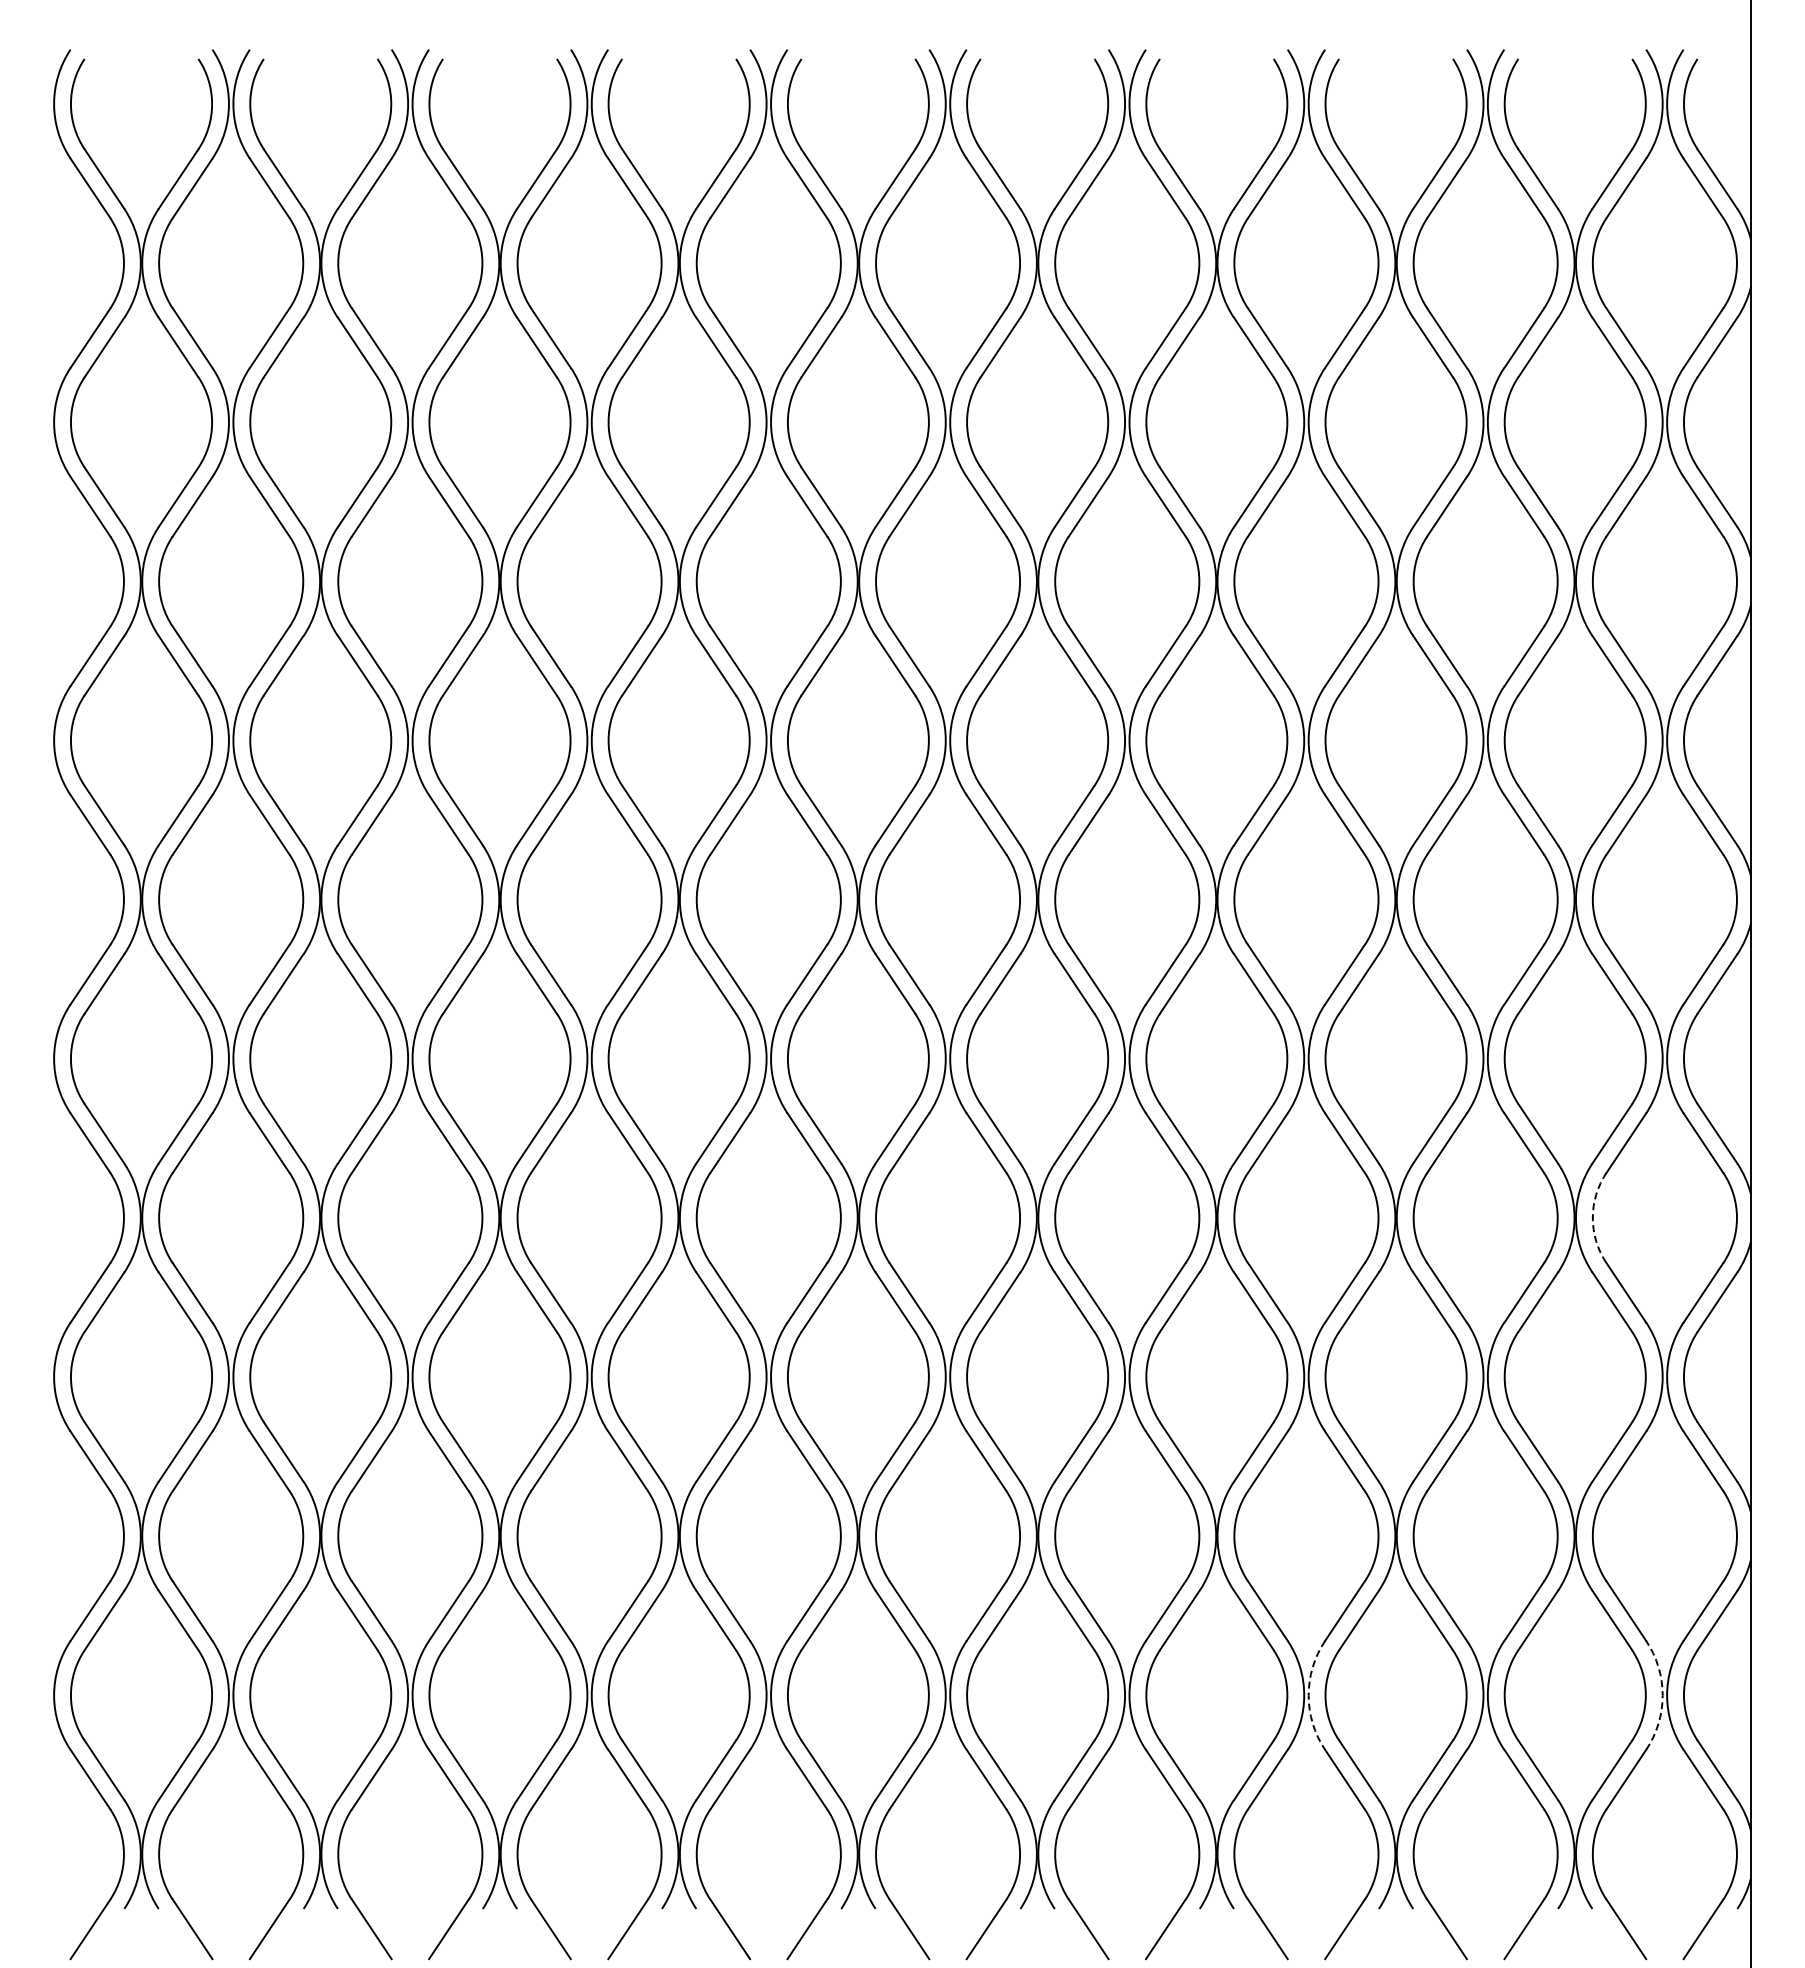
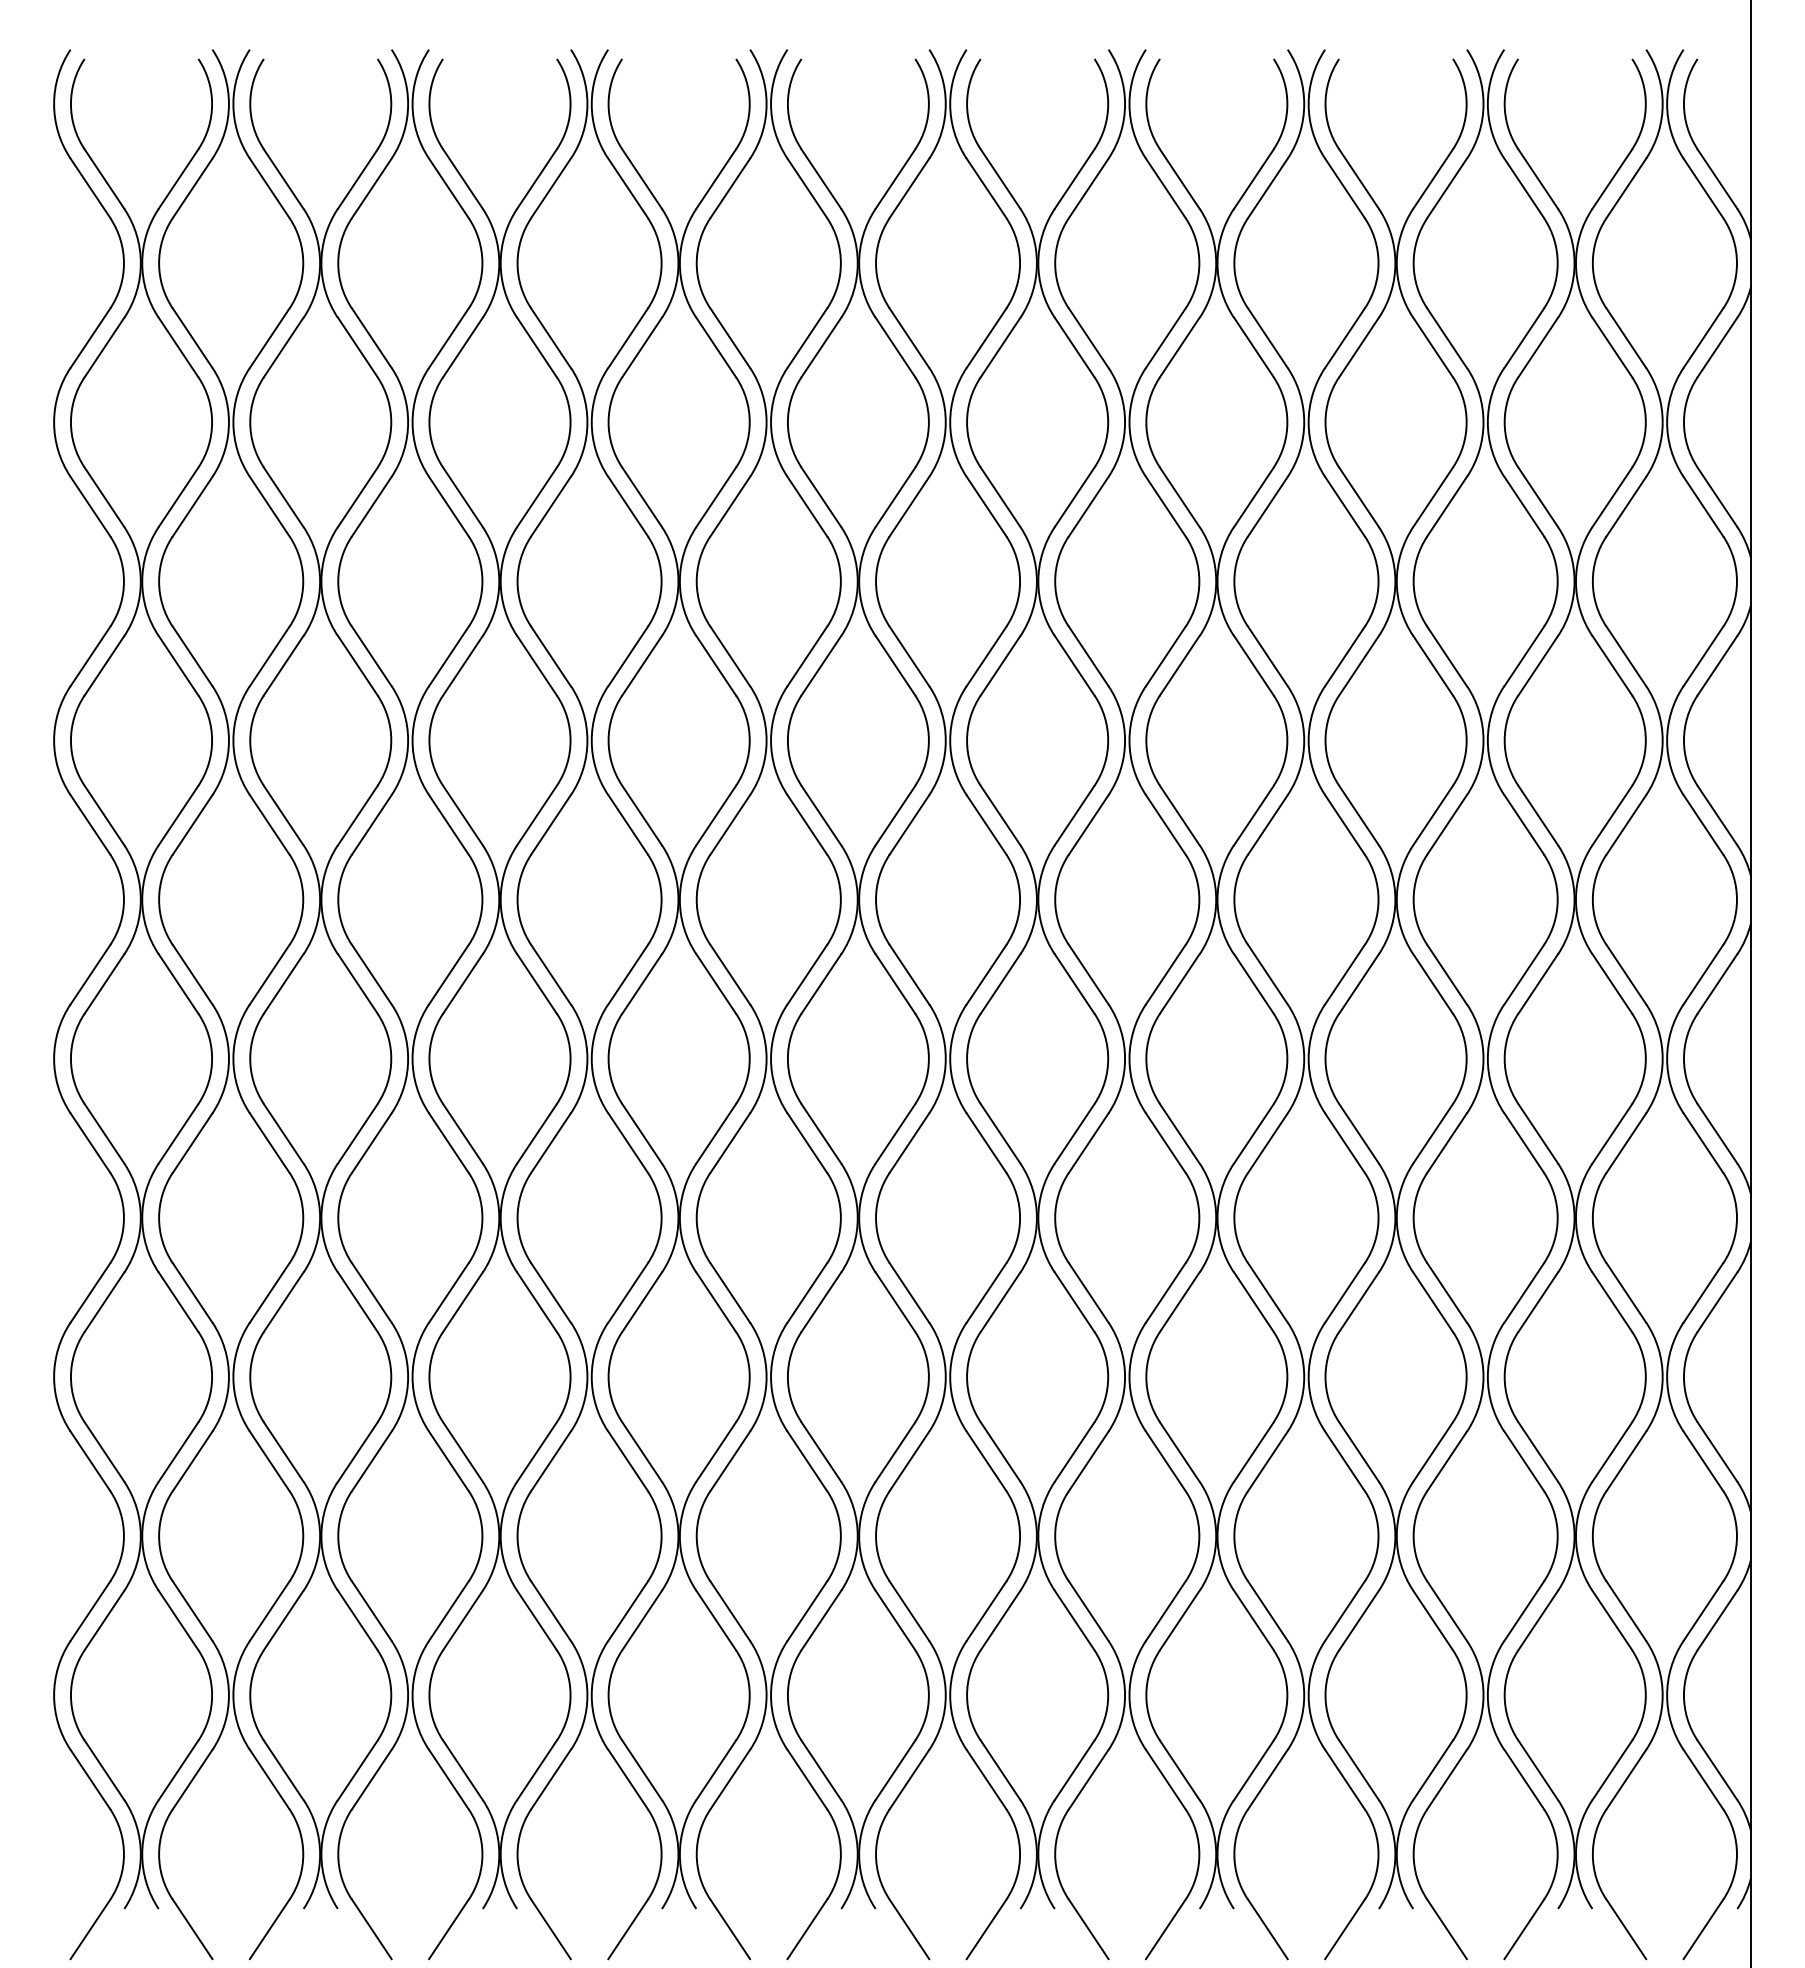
arc: dashed -> solid (1592, 1218)
arc: dashed -> solid (1308, 1695)
arc: dashed -> solid (1662, 1695)
